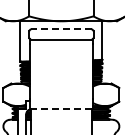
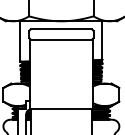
line: dashed -> solid (60, 29)
line: dashed -> solid (61, 109)
